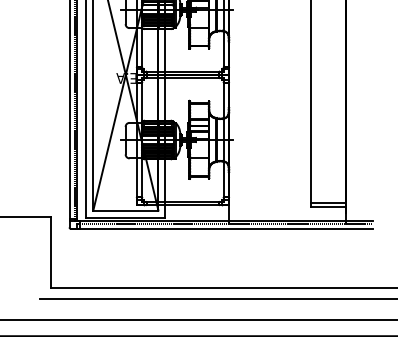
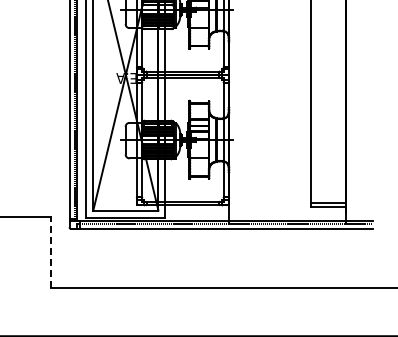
line: solid -> dashed (50, 251)
line: present -> none (217, 298)
line: present -> none (198, 320)
